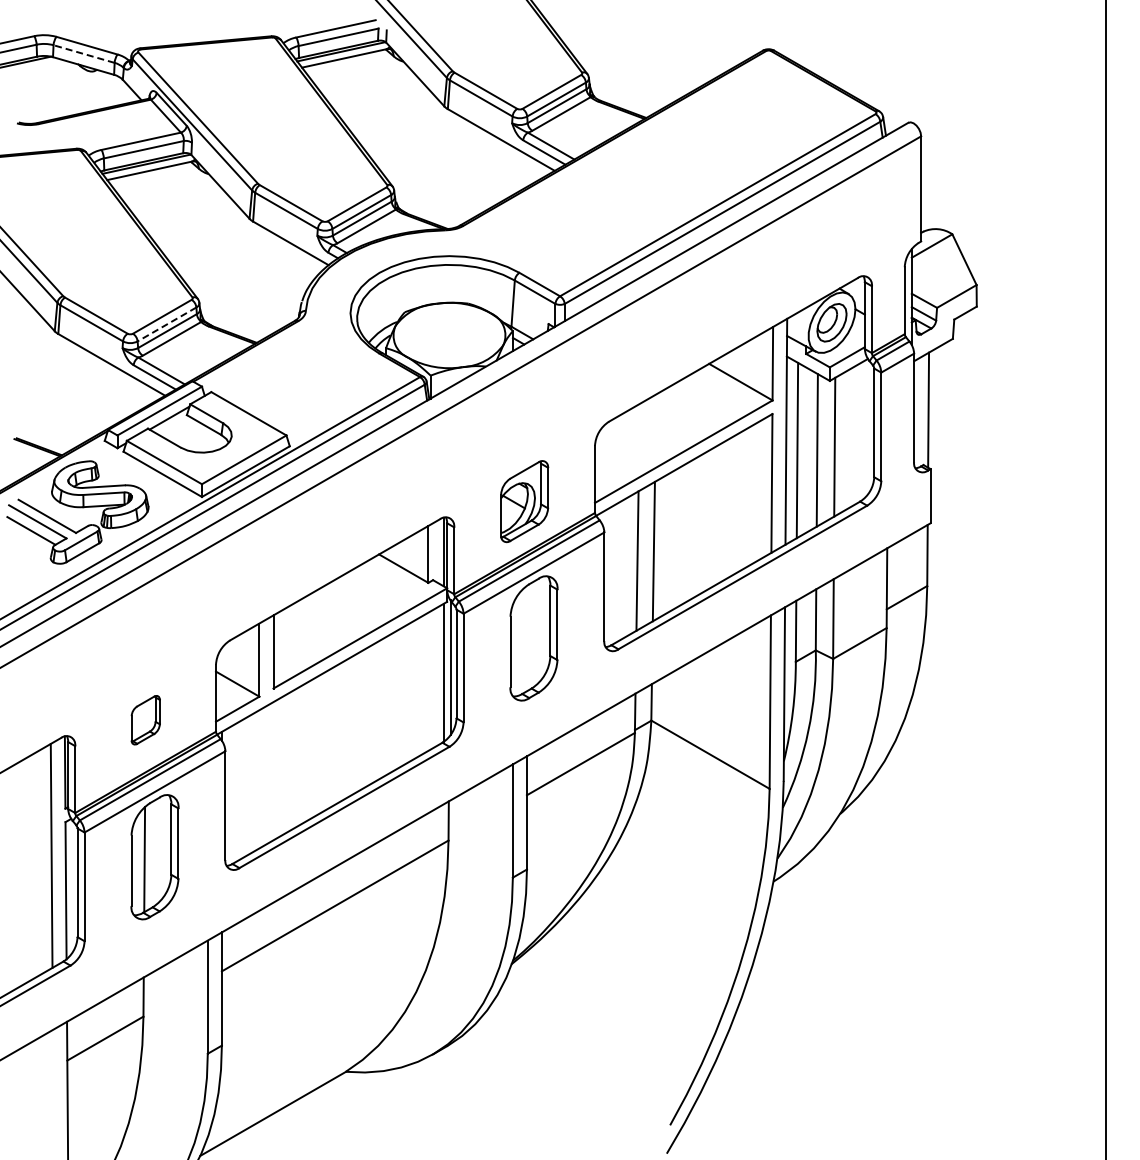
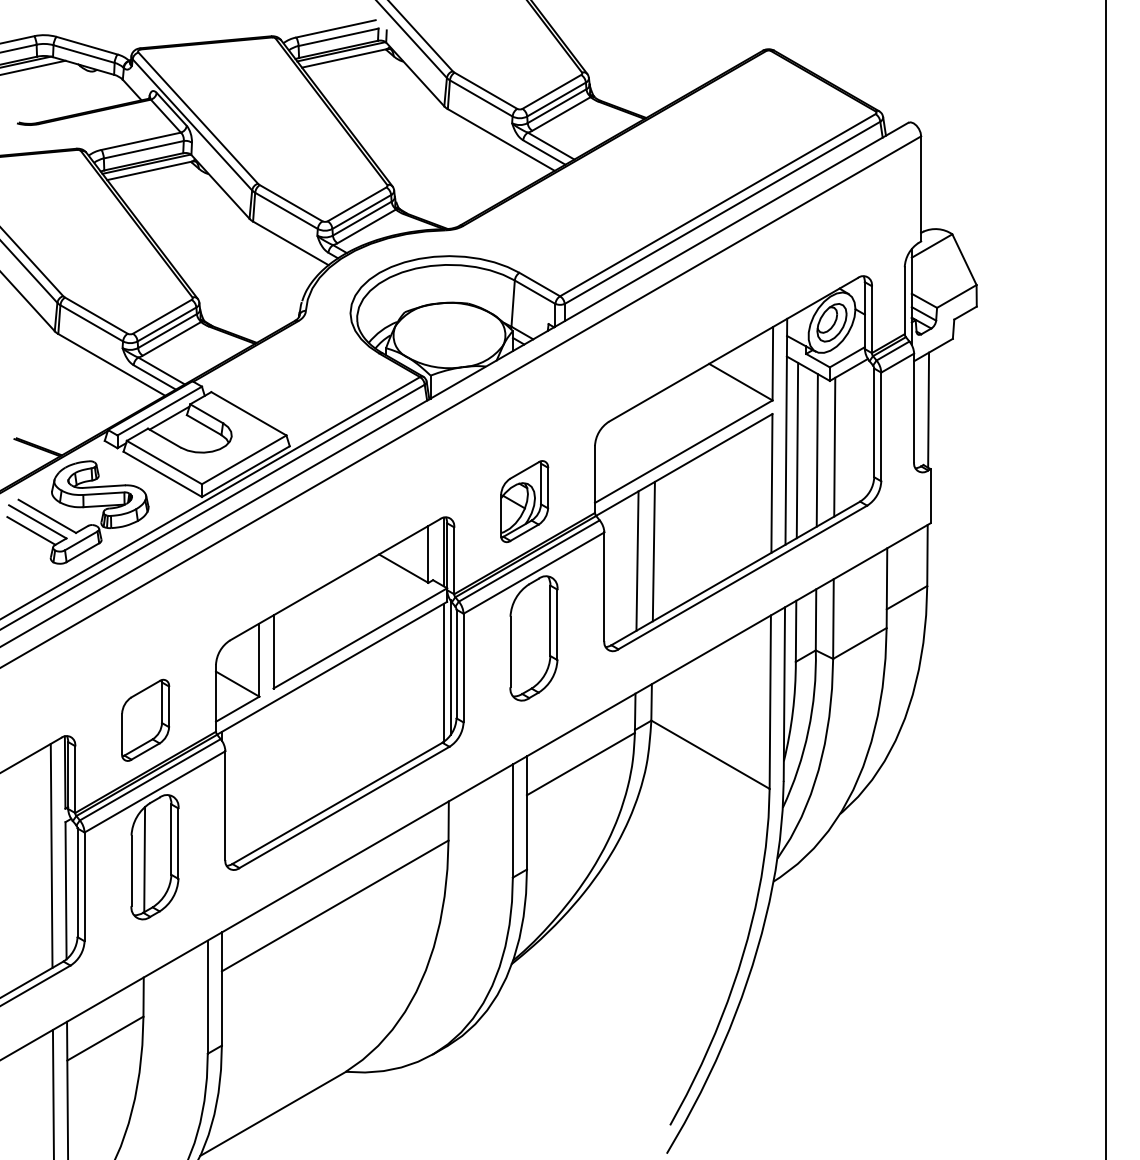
line: dashed -> solid (84, 54)
line: none -> present (33, 67)
line: dashed -> solid (167, 324)
part size: 31x51 px -> 50x84 px (145, 719)
line: none -> present (52, 1092)
